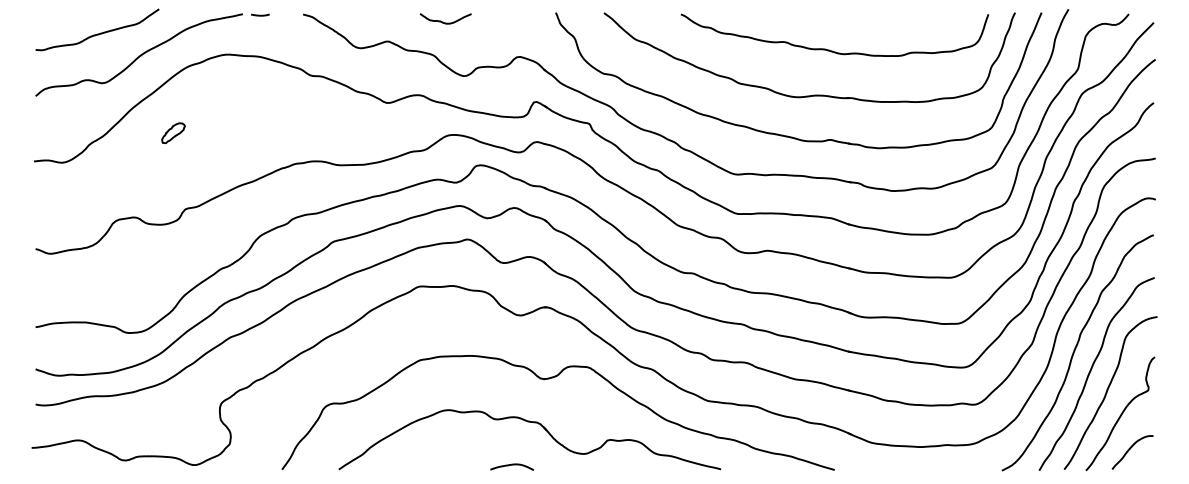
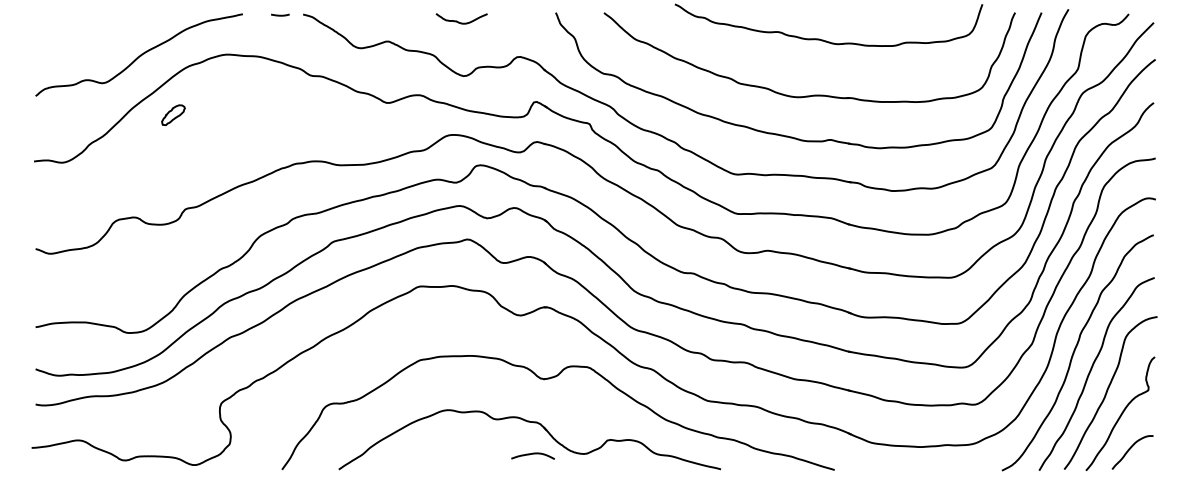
line position: (260, 14) -> (280, 14) (280, 14)
curve position: (443, 21) -> (459, 21) (459, 21)
curve: present -> none (97, 33)
part position: (829, 49) -> (823, 39) (823, 39)
part position: (173, 132) -> (173, 114) (173, 114)
curve position: (511, 465) -> (532, 454) (532, 454)
